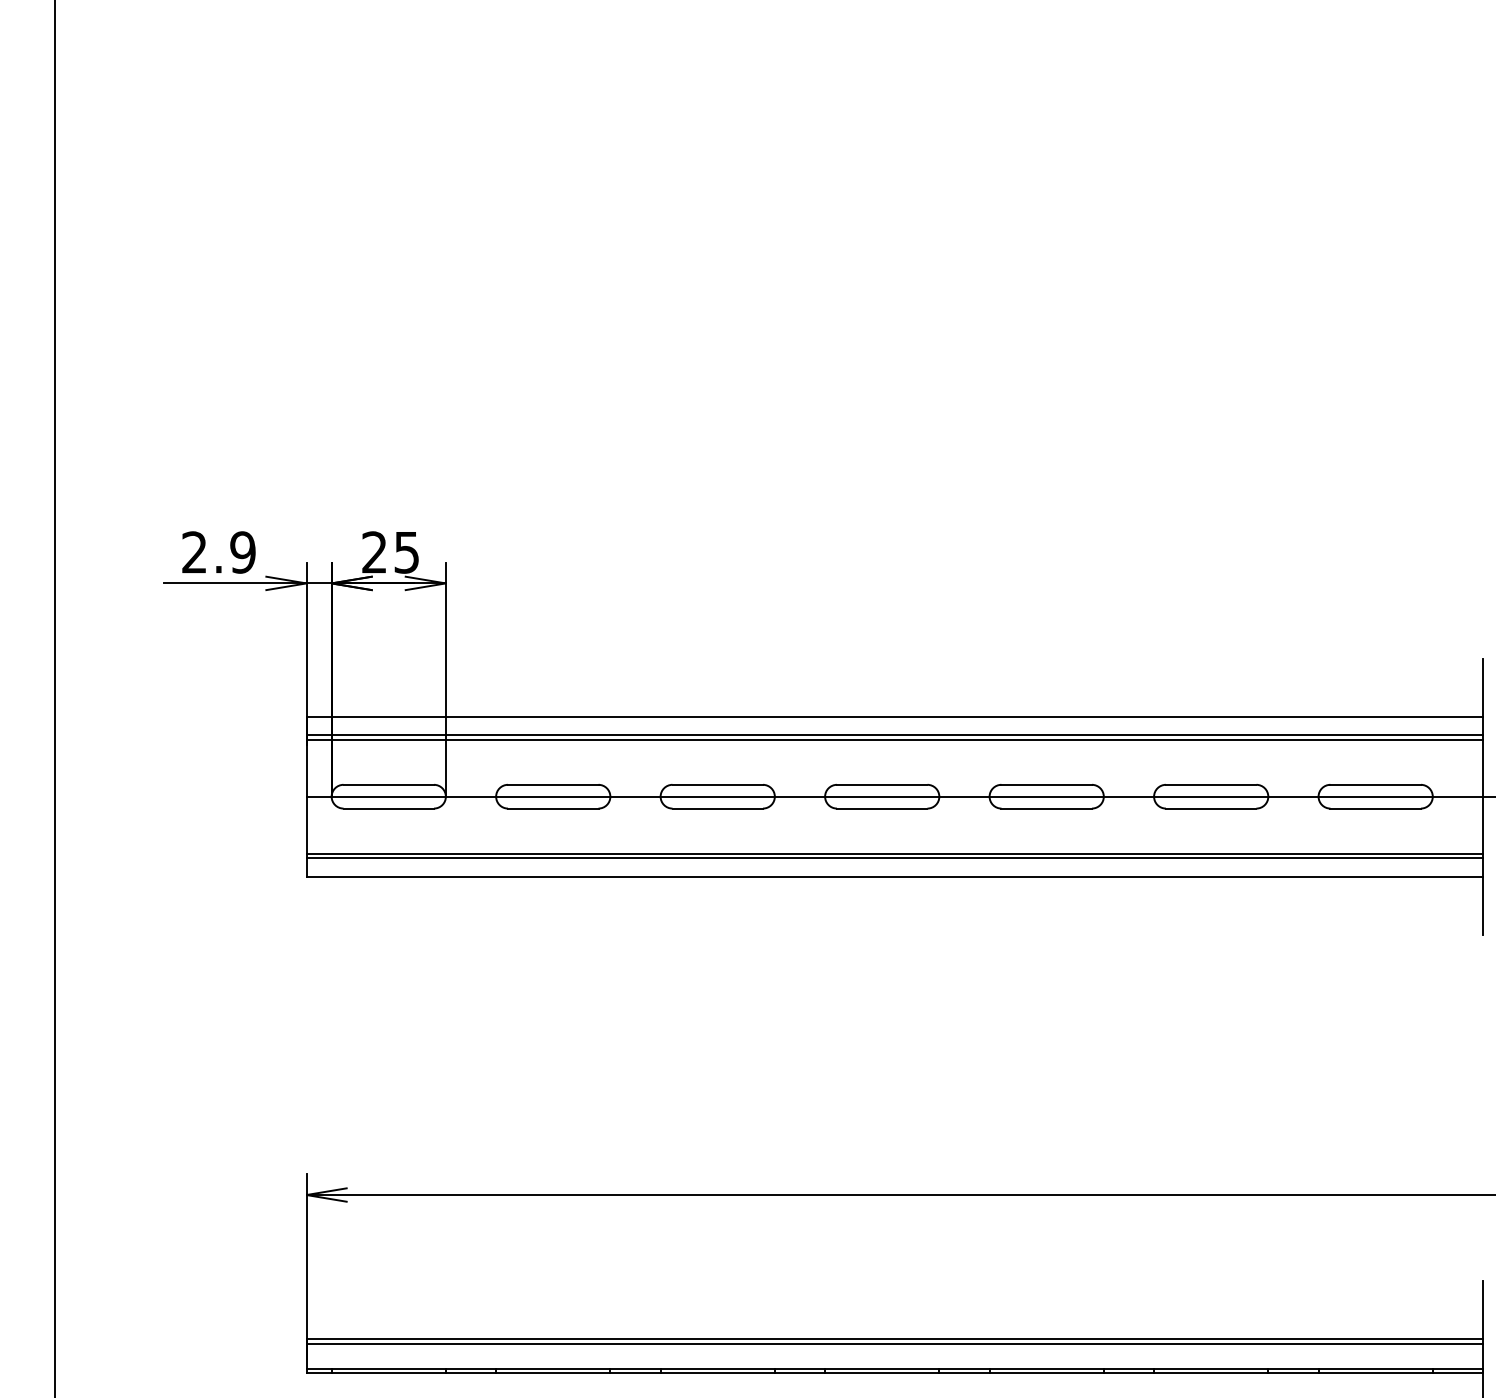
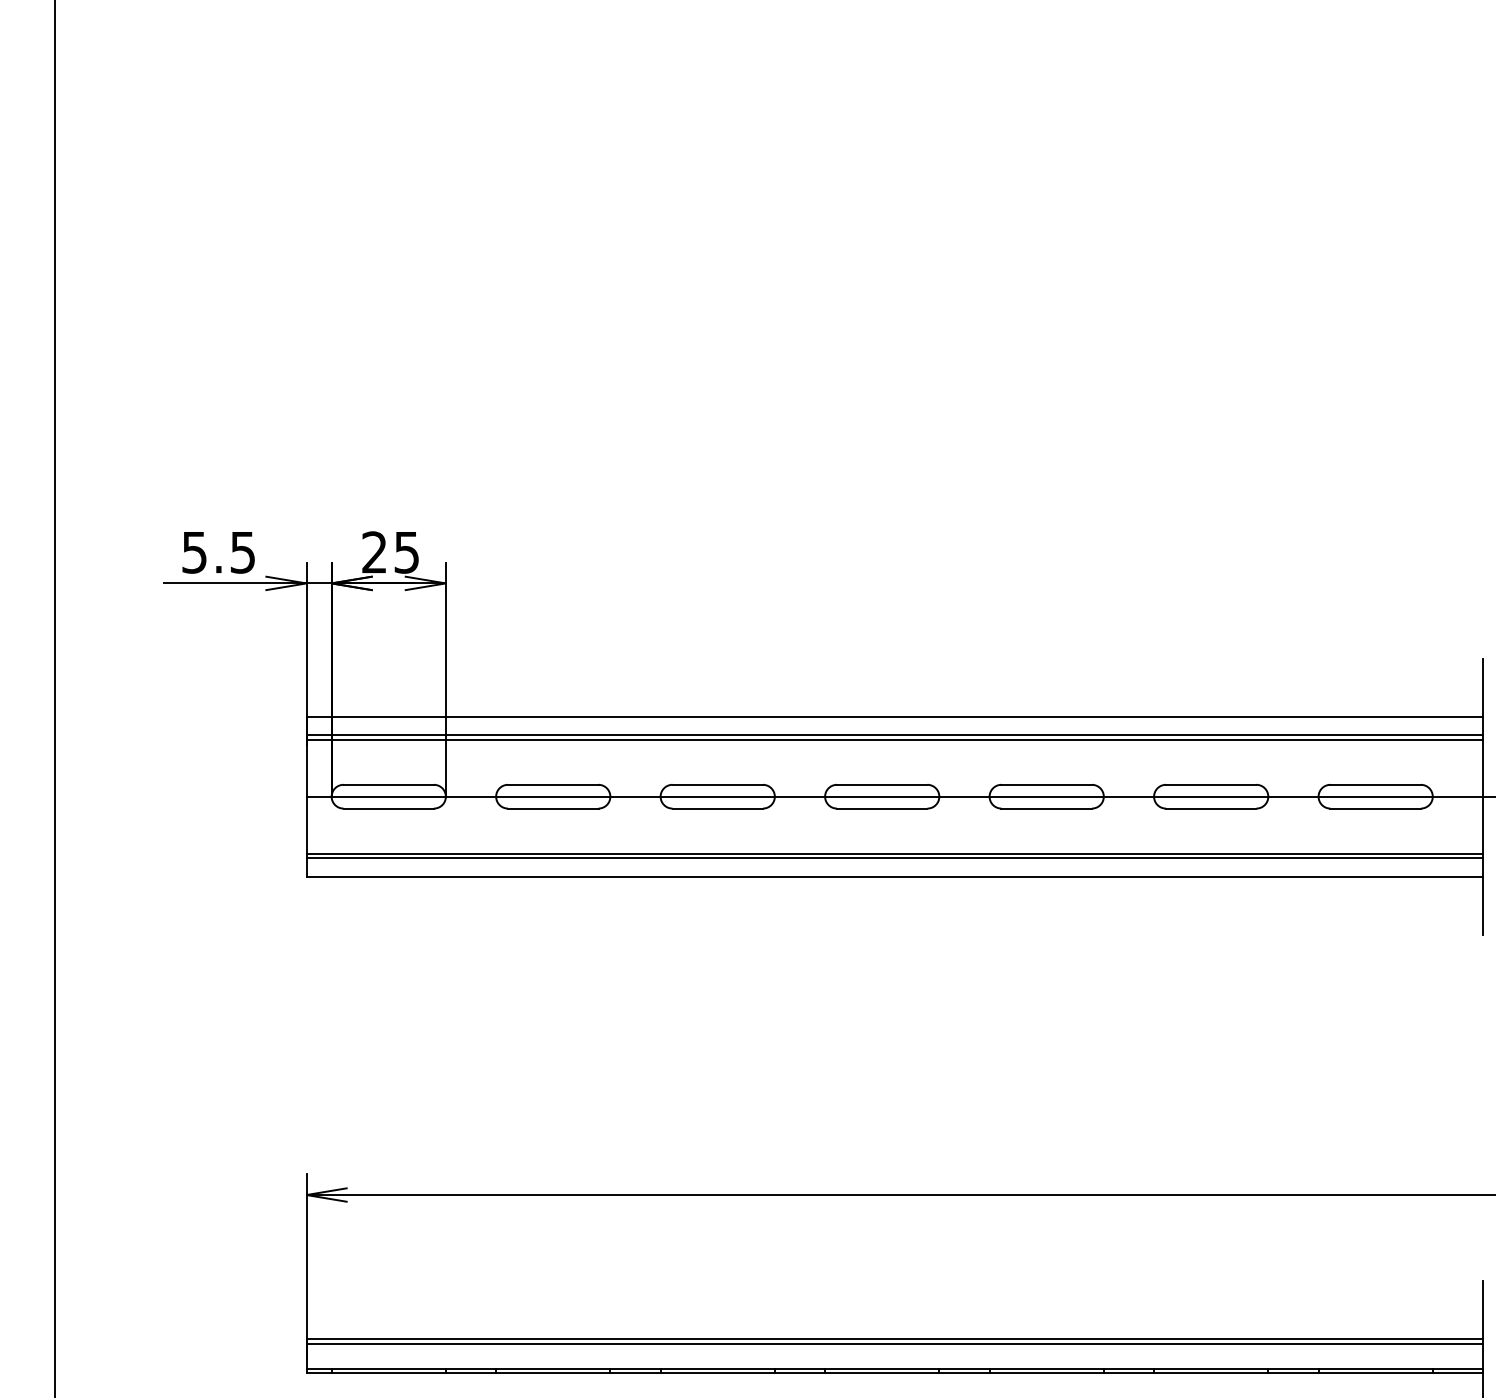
text: 2.9 -> 5.5 (218, 552)
